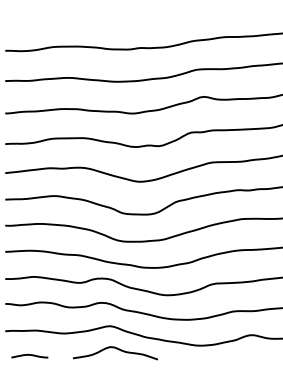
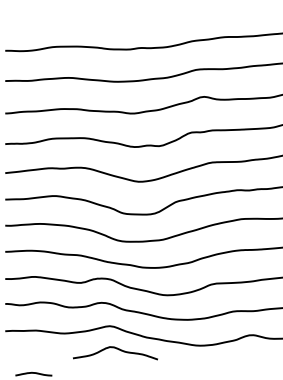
curve position: (29, 355) -> (33, 373) (33, 373)
